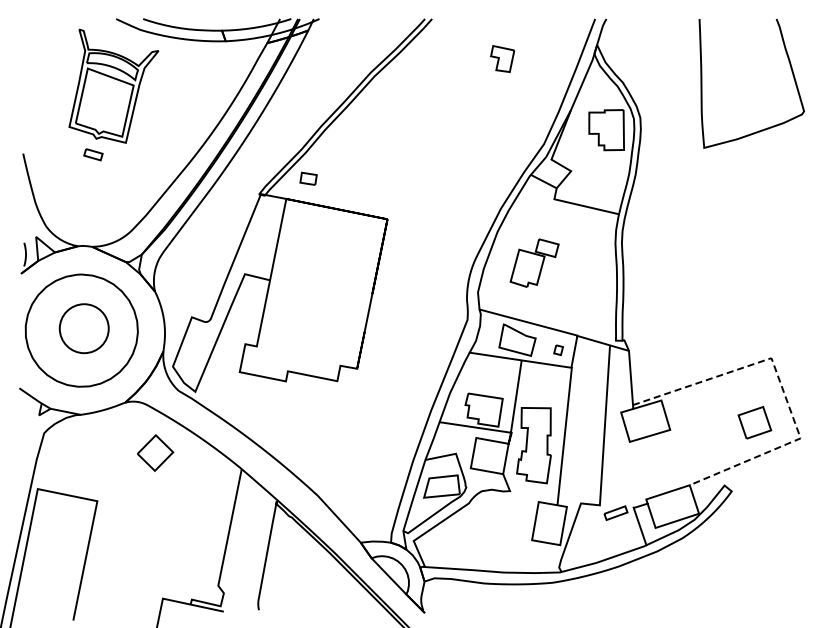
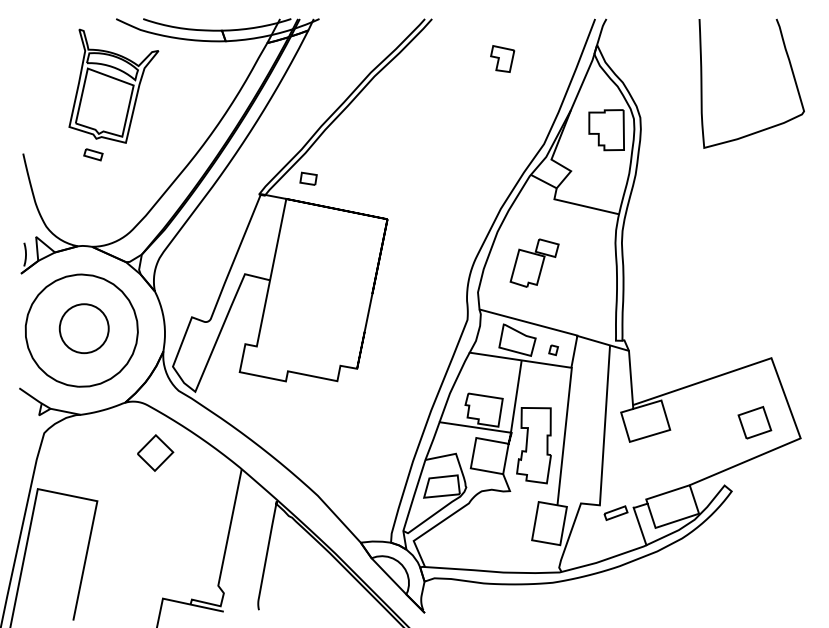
part position: (558, 350) -> (553, 350) (553, 350)
line: dashed -> solid (781, 386)
